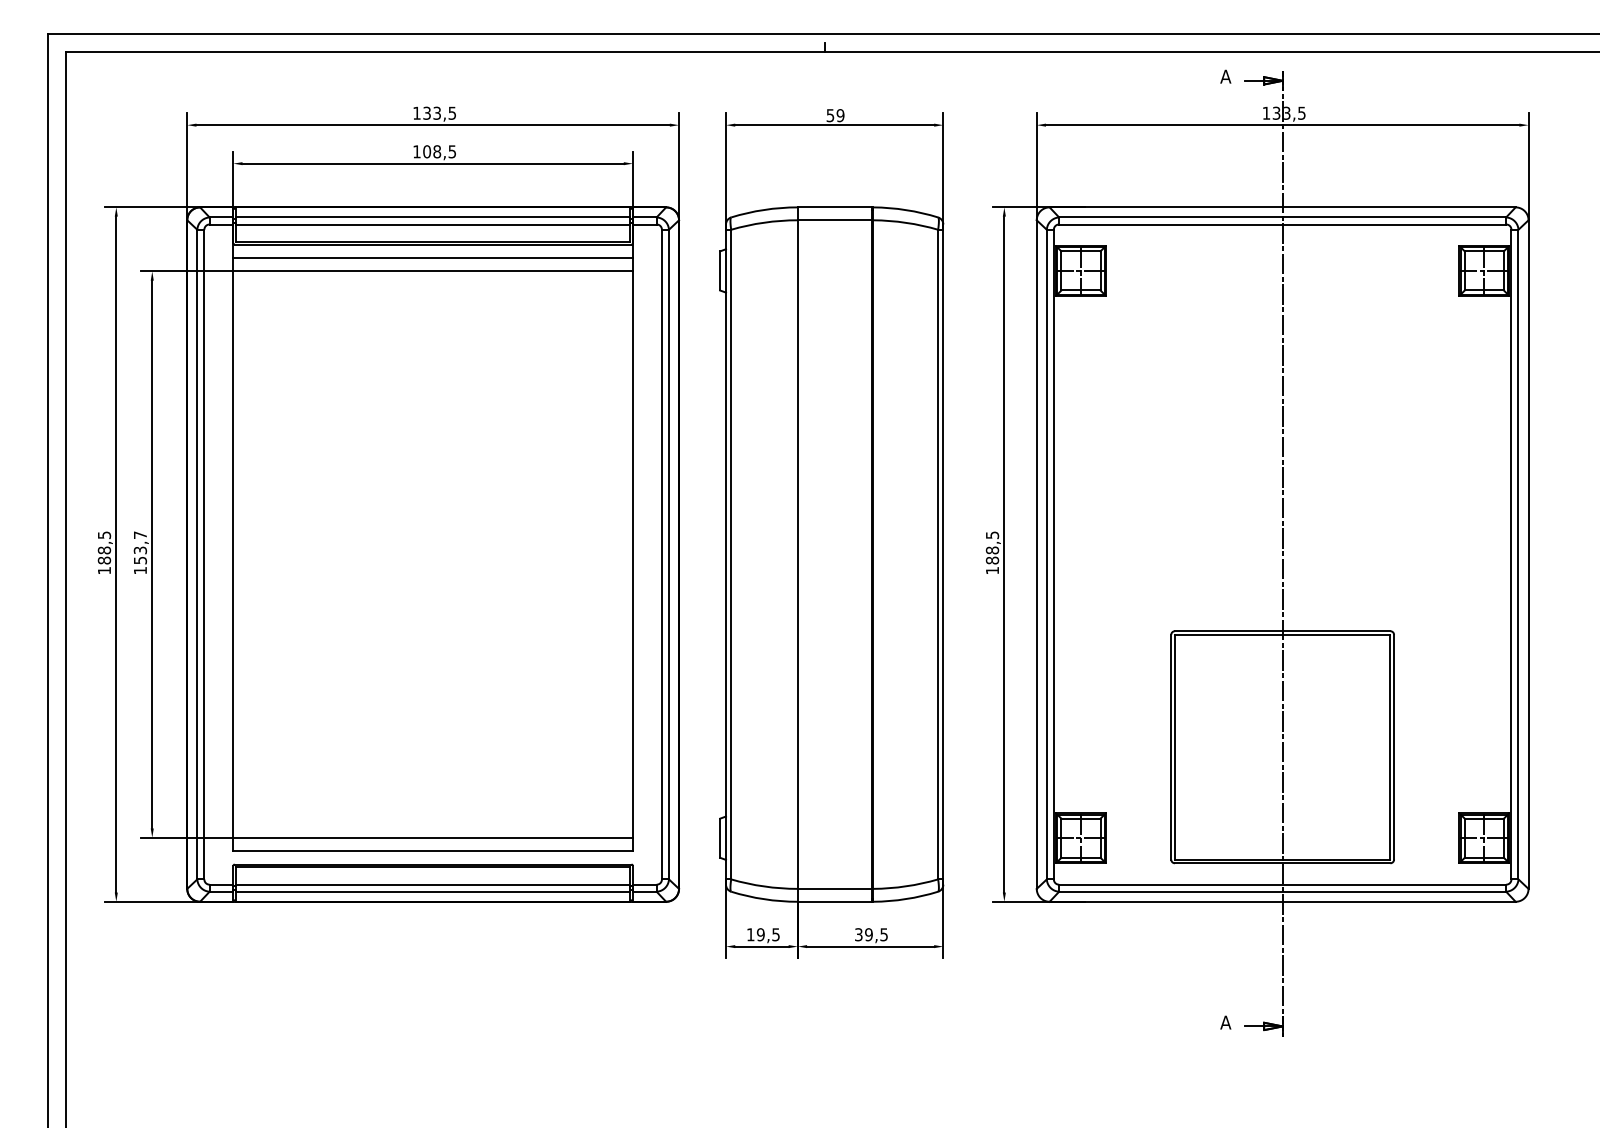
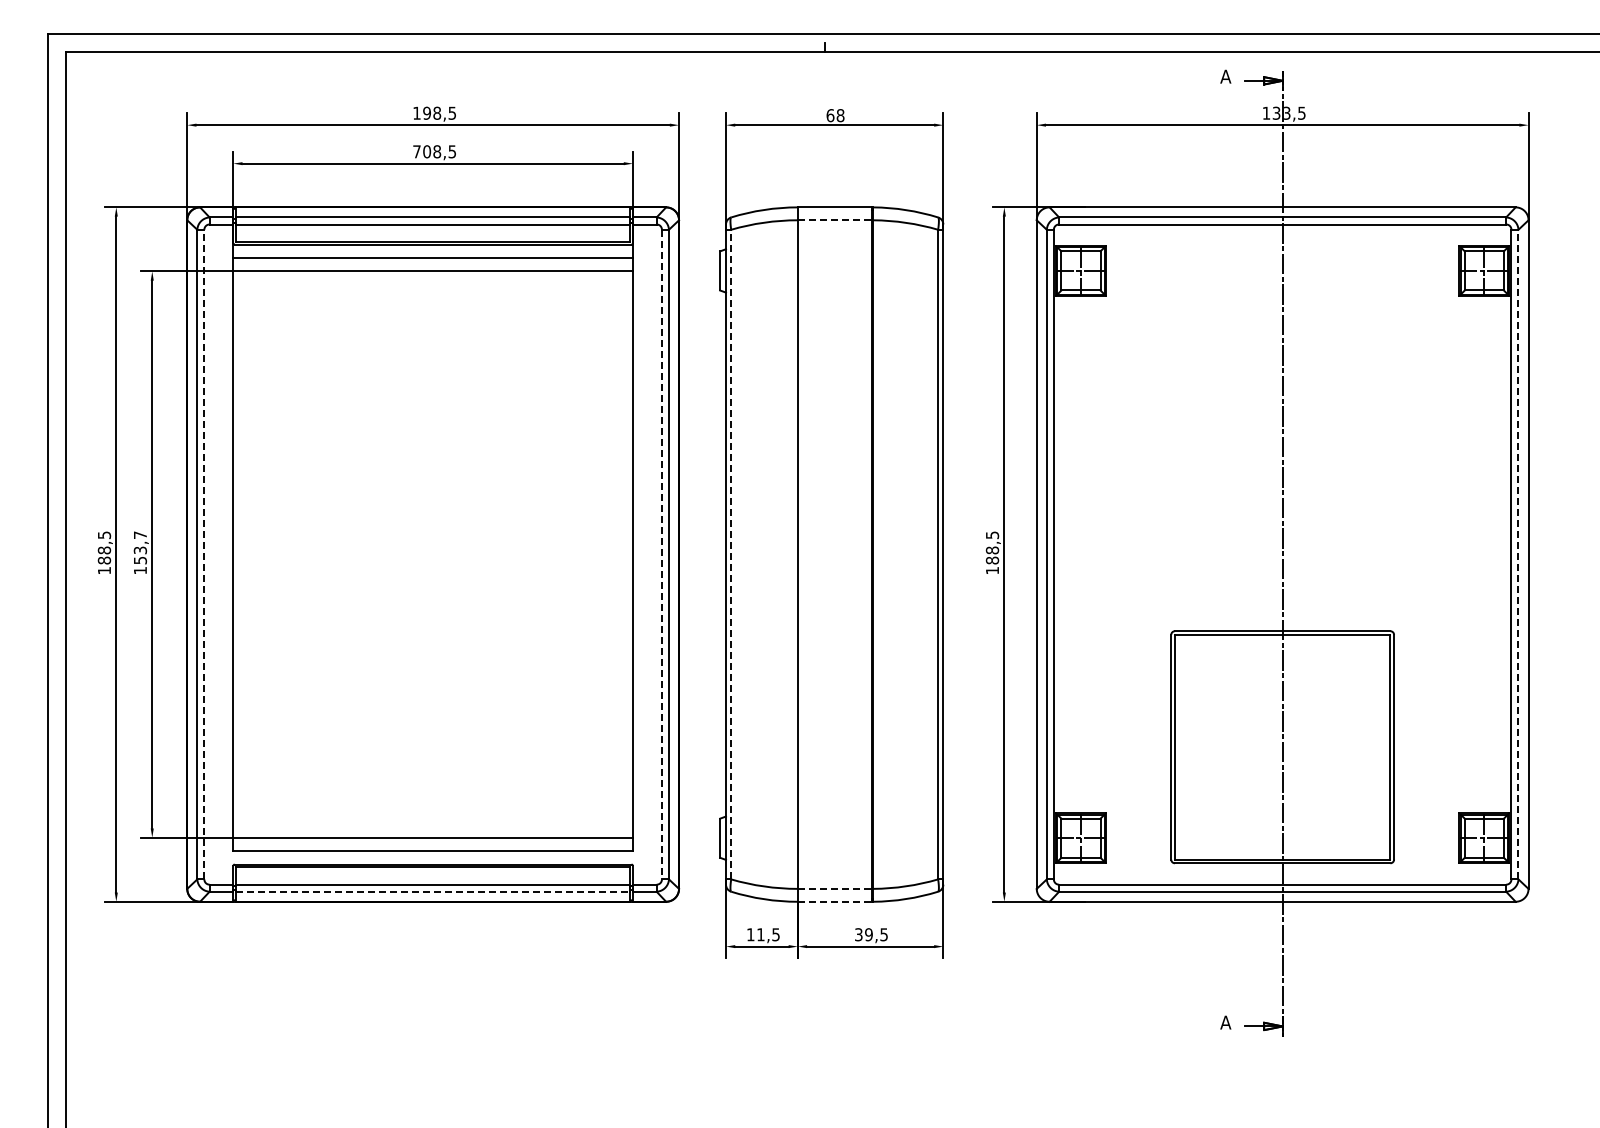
text: 133,5 -> 198,5 (432, 112)
text: 59 -> 68 (835, 115)
text: 108,5 -> 708,5 (416, 151)
line: solid -> dashed (834, 220)
line: solid -> dashed (204, 554)
line: solid -> dashed (661, 554)
line: solid -> dashed (731, 554)
line: solid -> dashed (1518, 554)
line: solid -> dashed (834, 888)
line: solid -> dashed (433, 891)
line: solid -> dashed (834, 901)
text: 19,5 -> 11,5 (760, 934)
